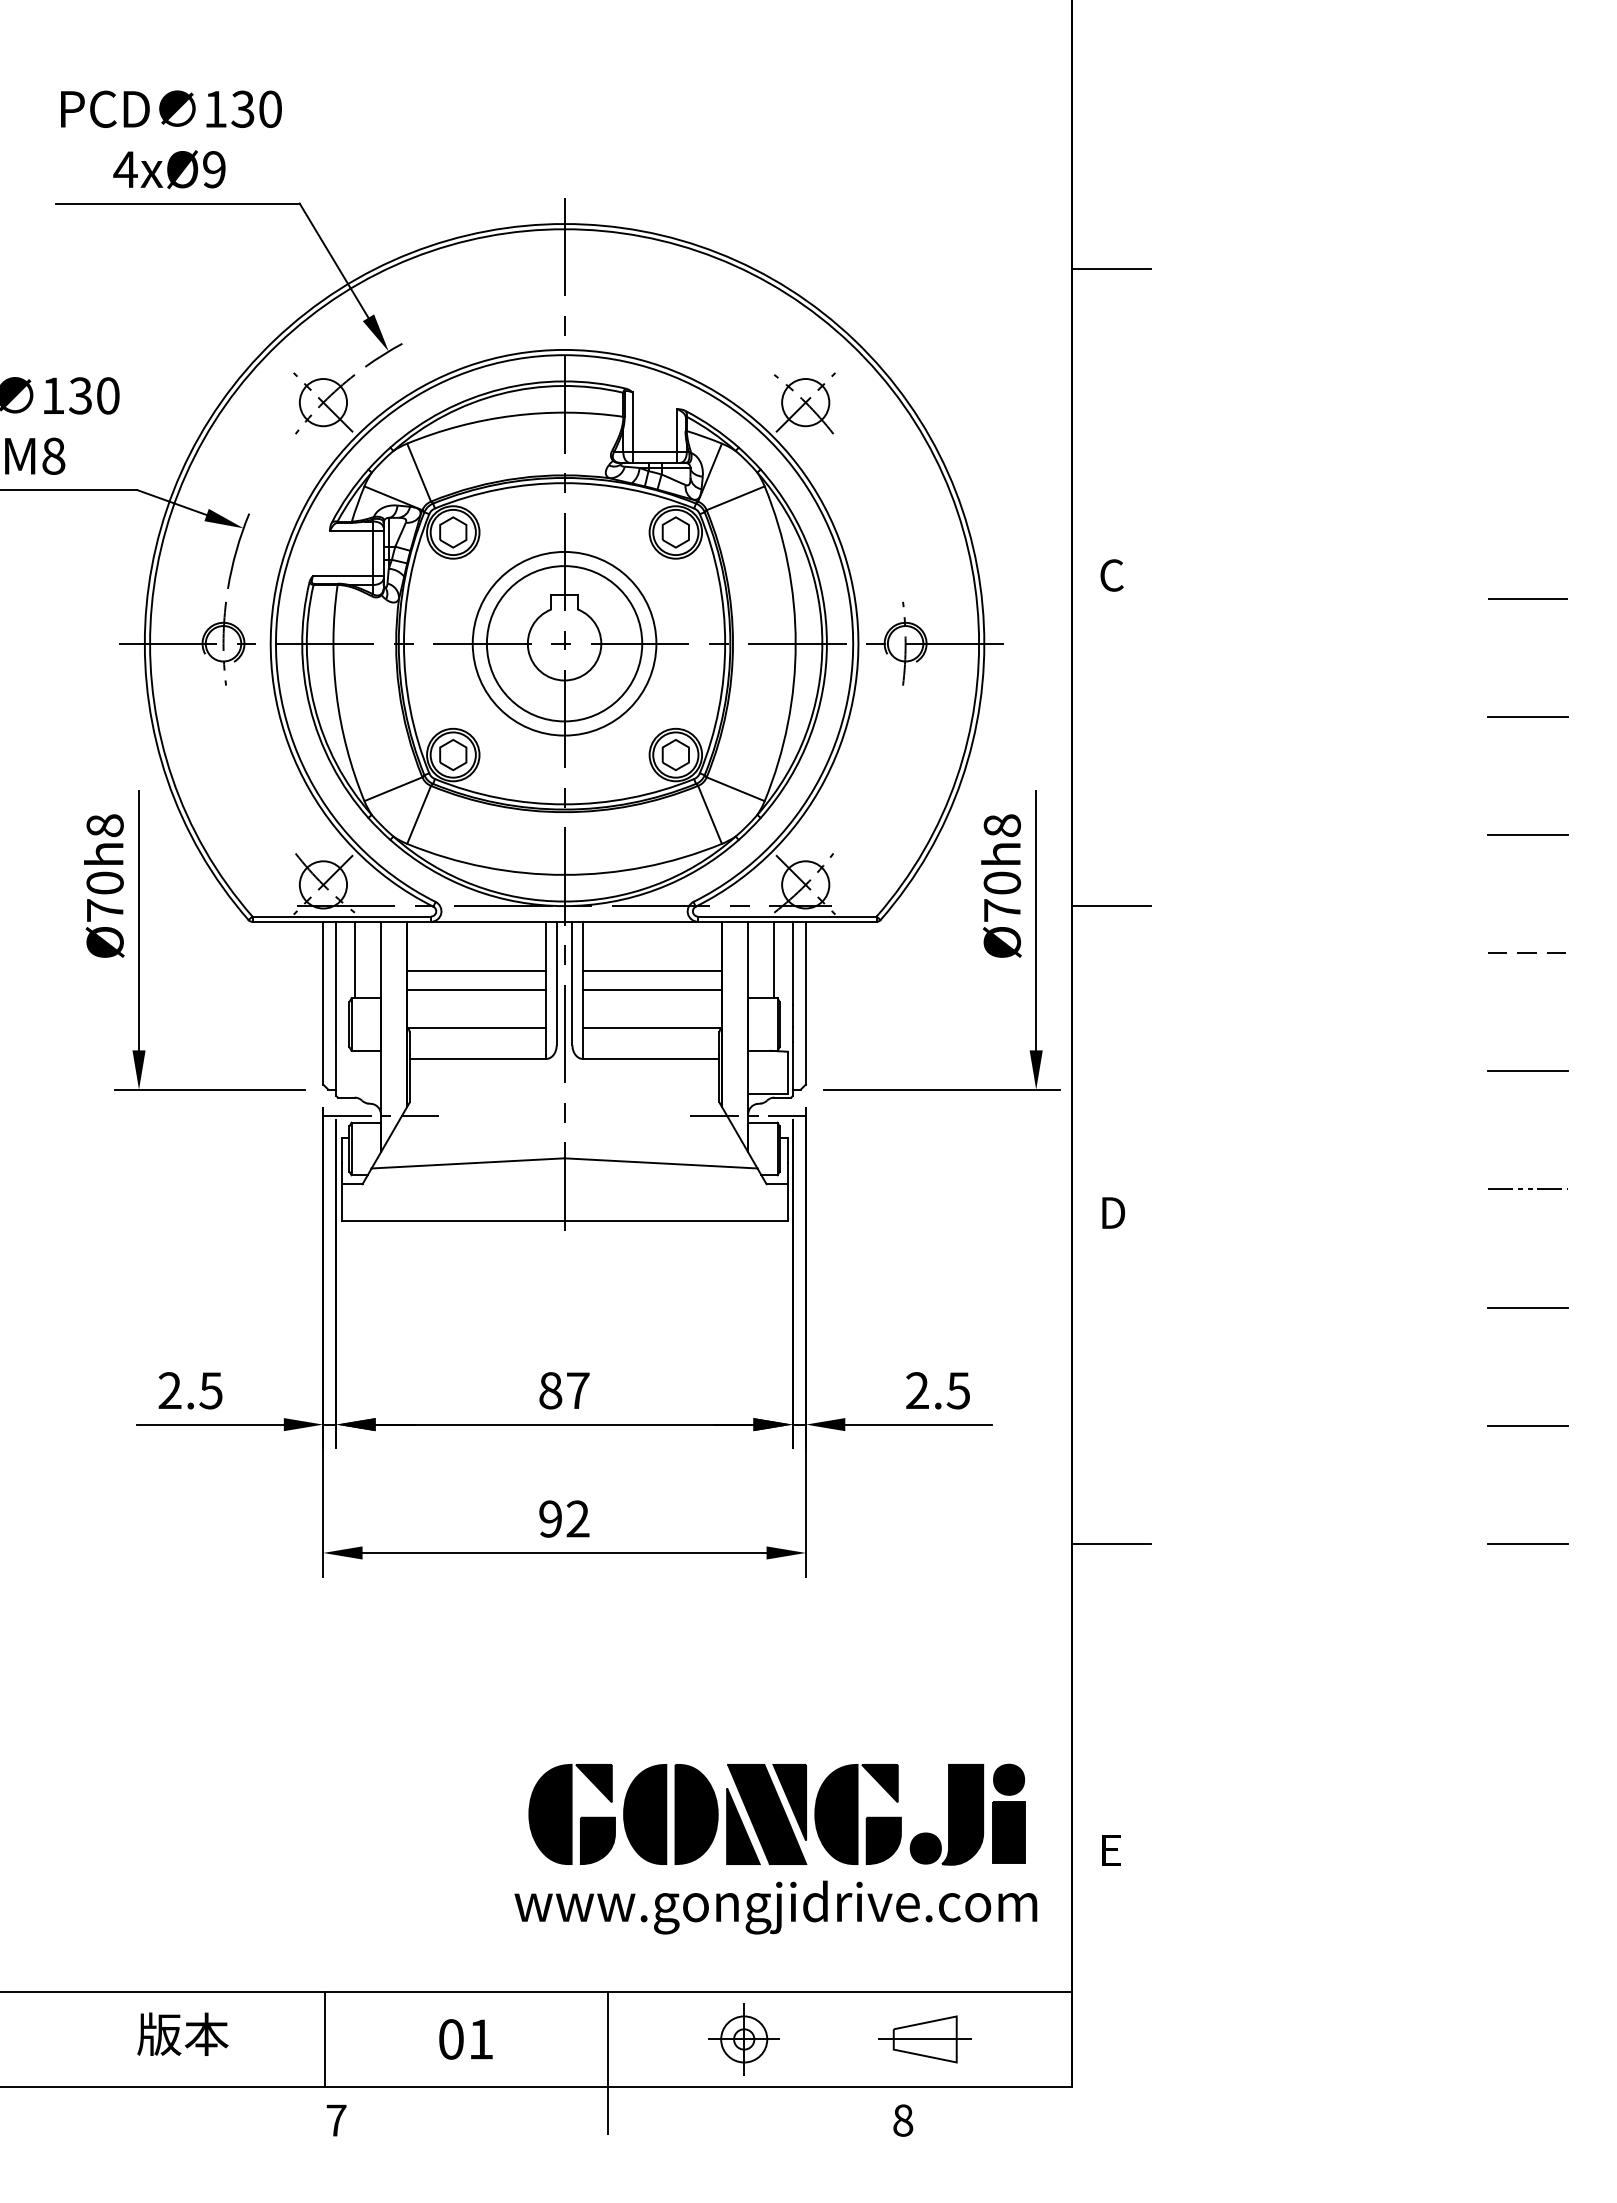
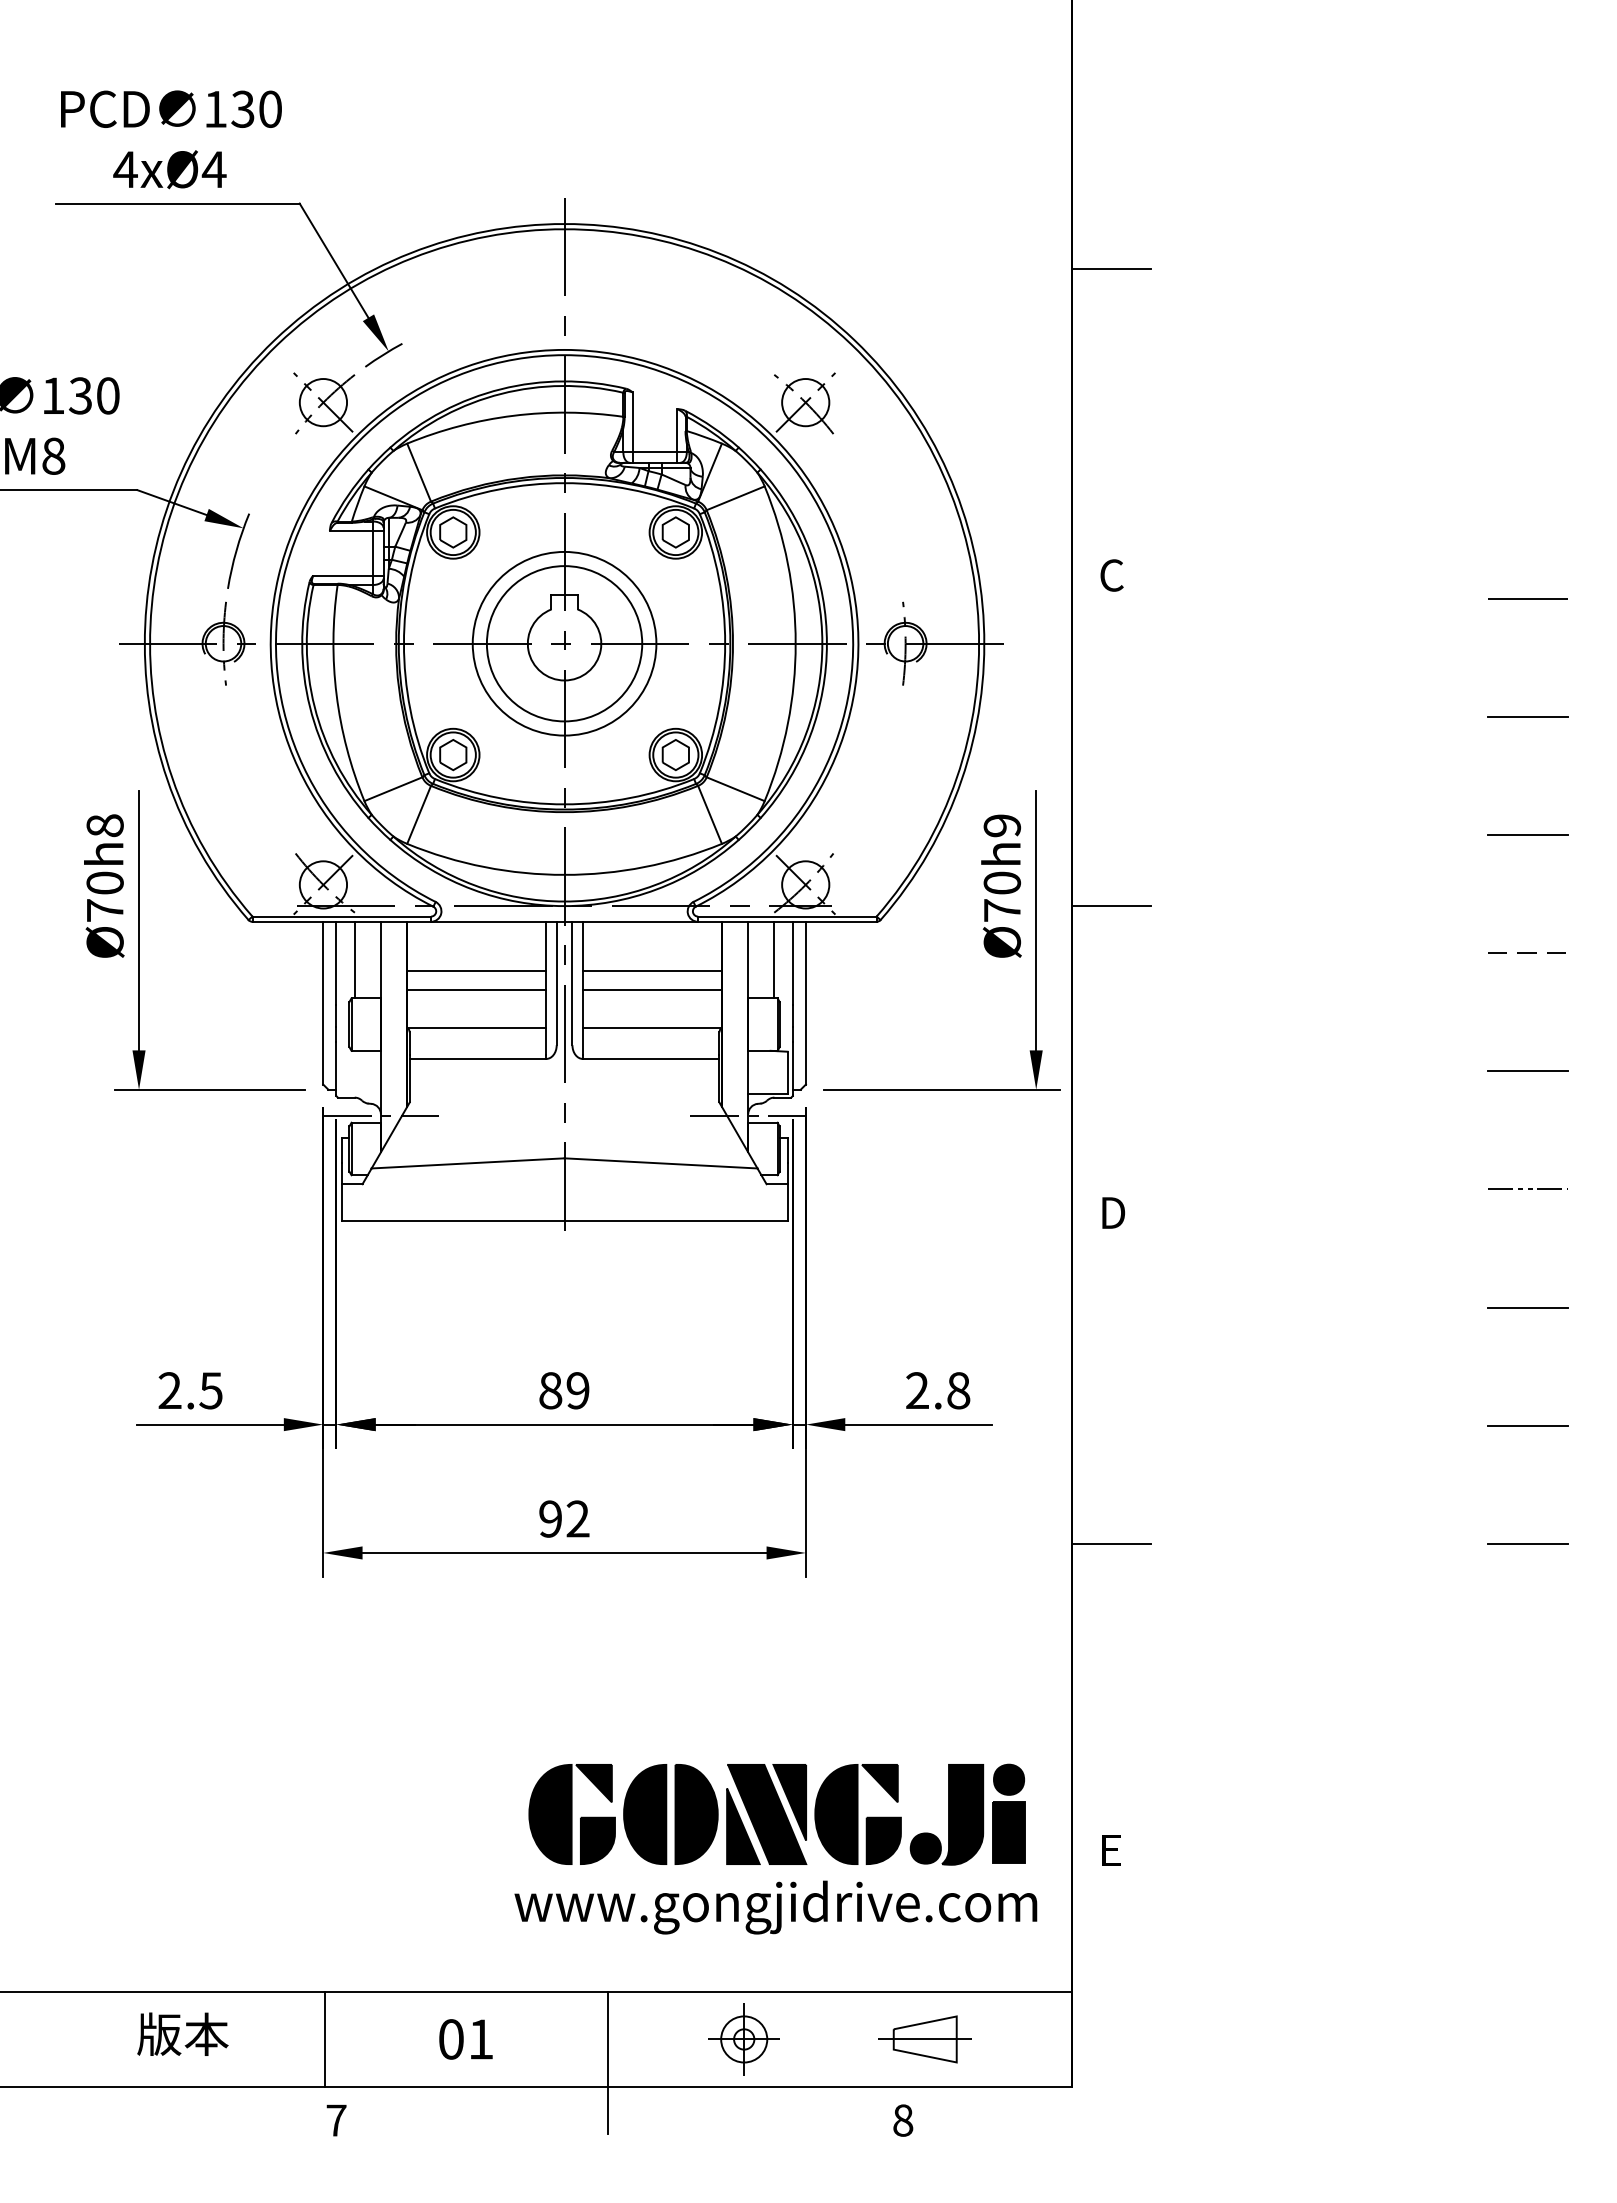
text: 4xØ9 -> 4xØ4 (213, 169)
text: Ø70h8 -> Ø70h9 (1002, 825)
text: 87 -> 89 (577, 1390)
text: 2.5 -> 2.8 (958, 1390)
